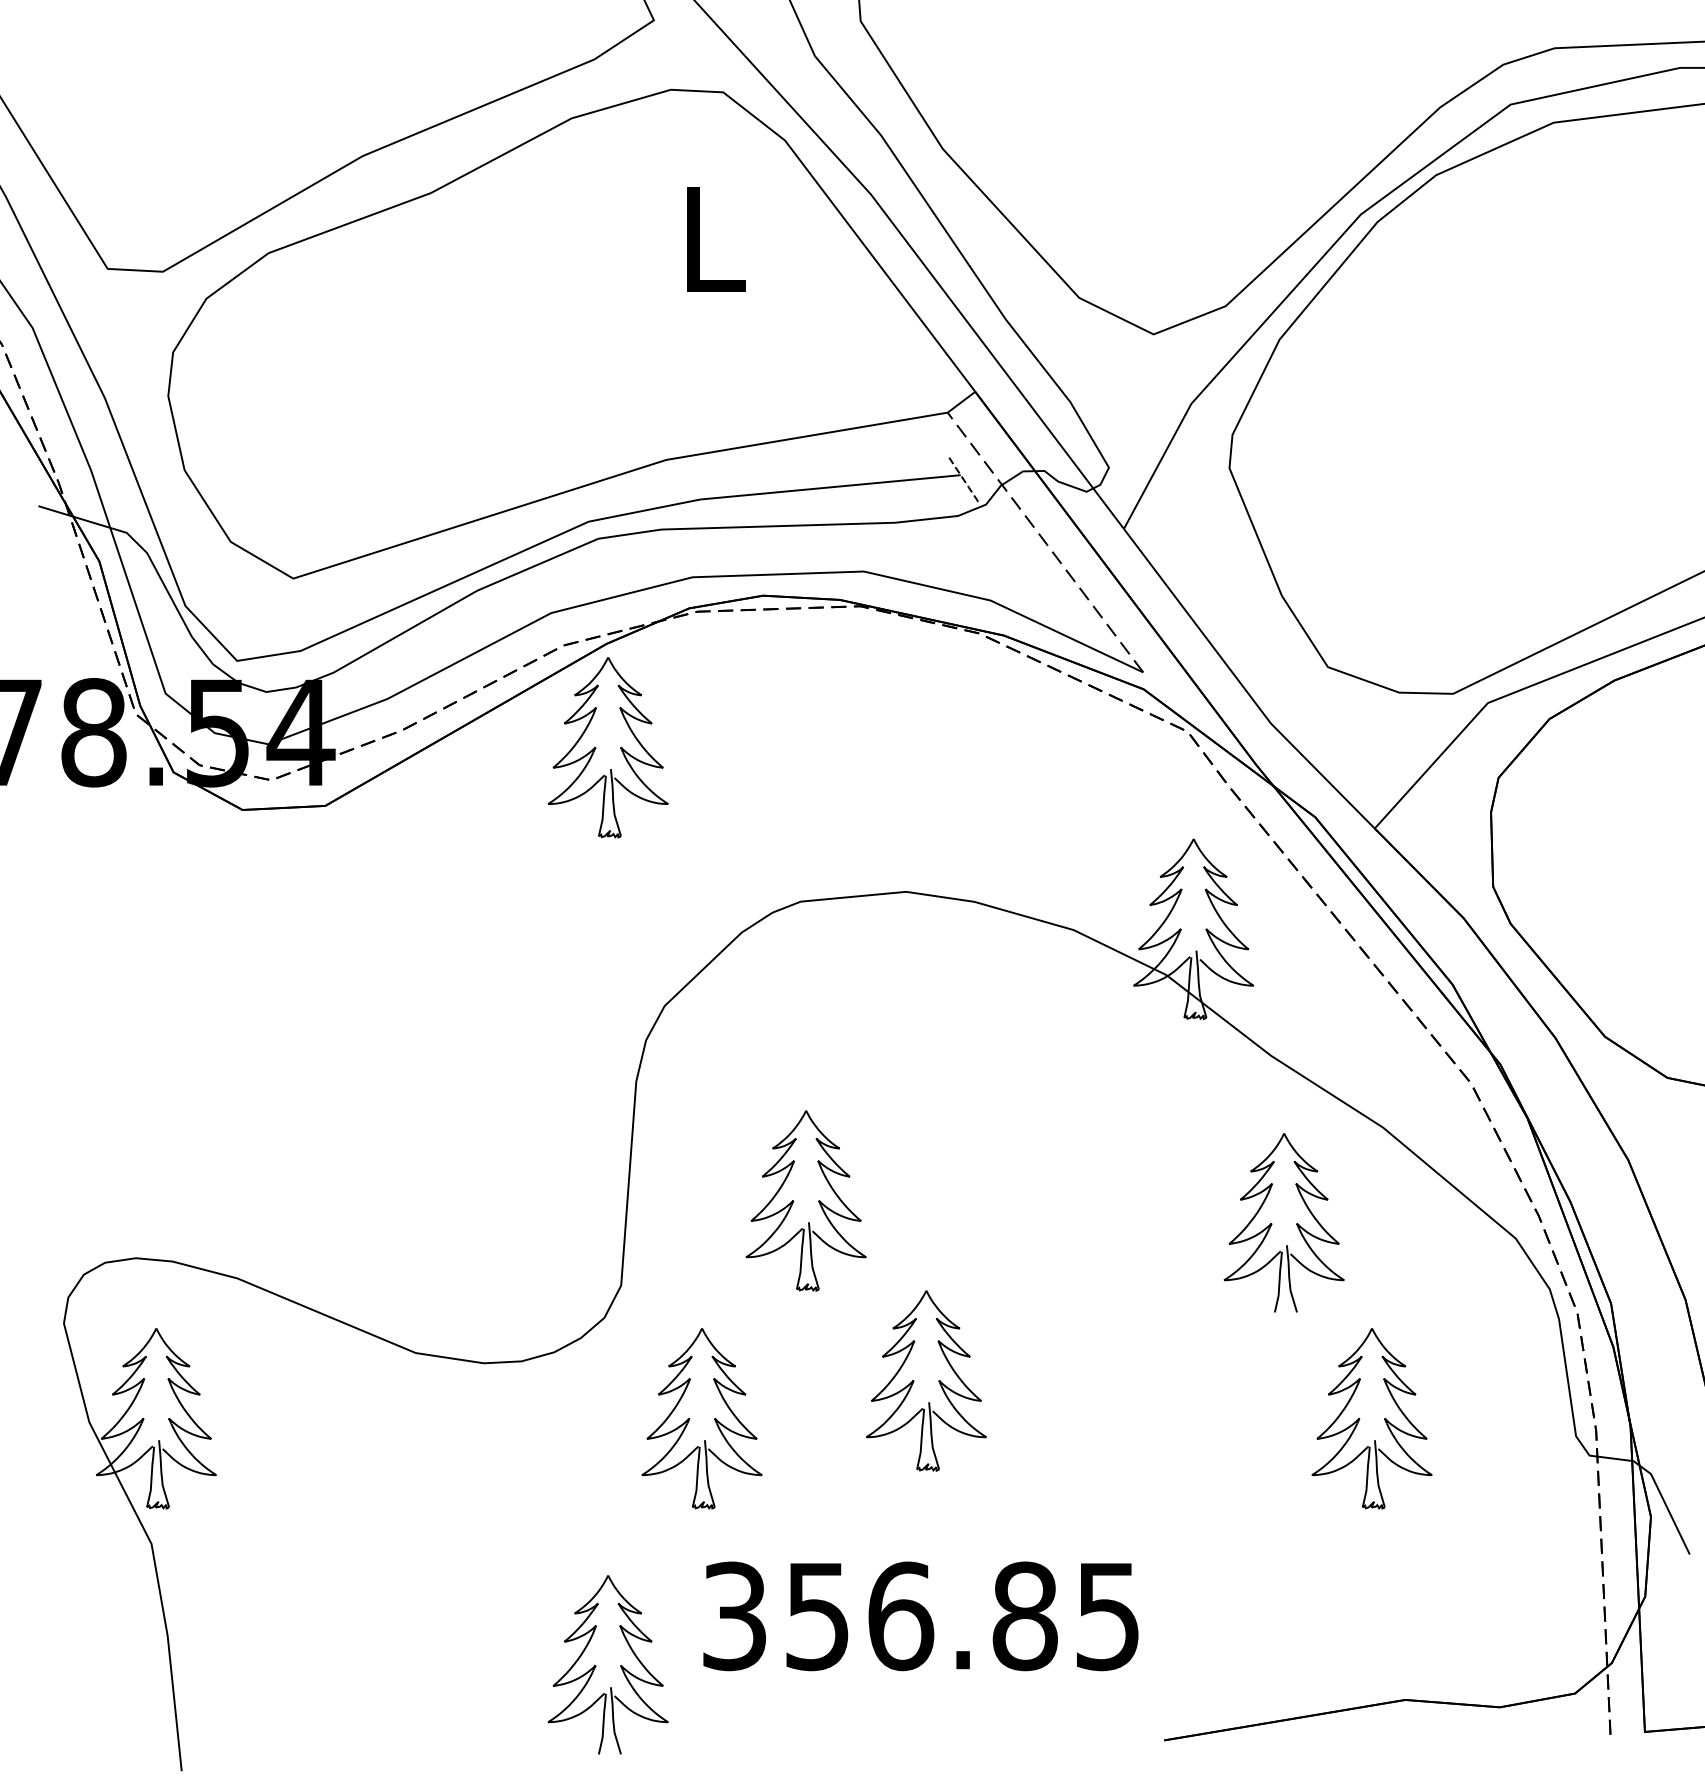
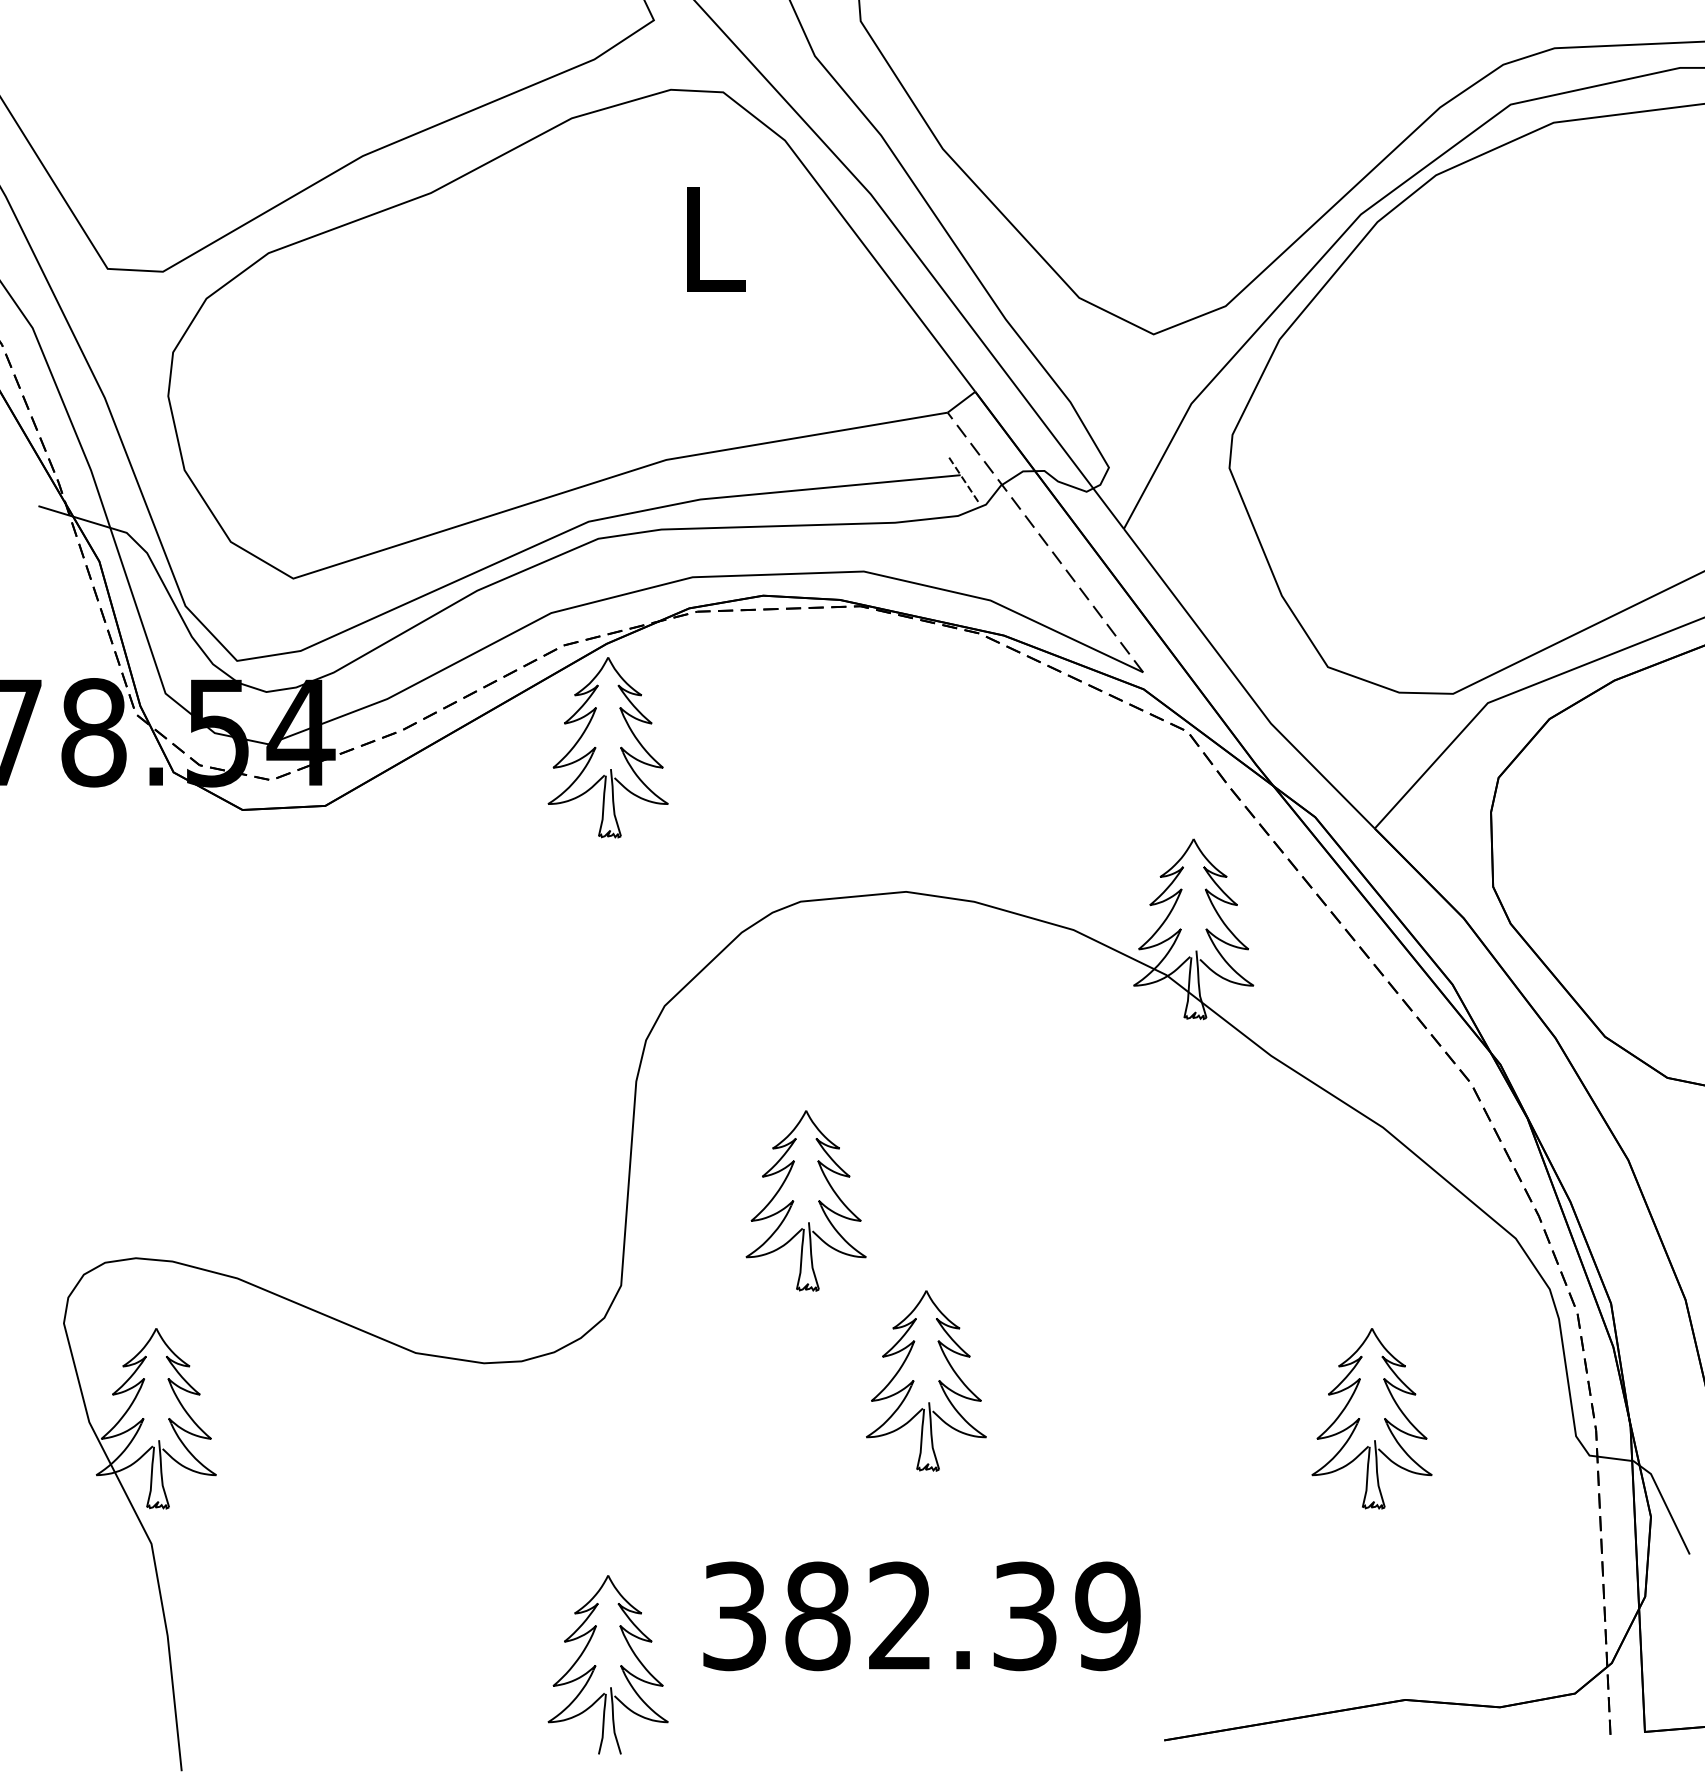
part: present -> none (1272, 1223)
part: present -> none (690, 1418)
text: 356.85 -> 382.39 (962, 1616)
